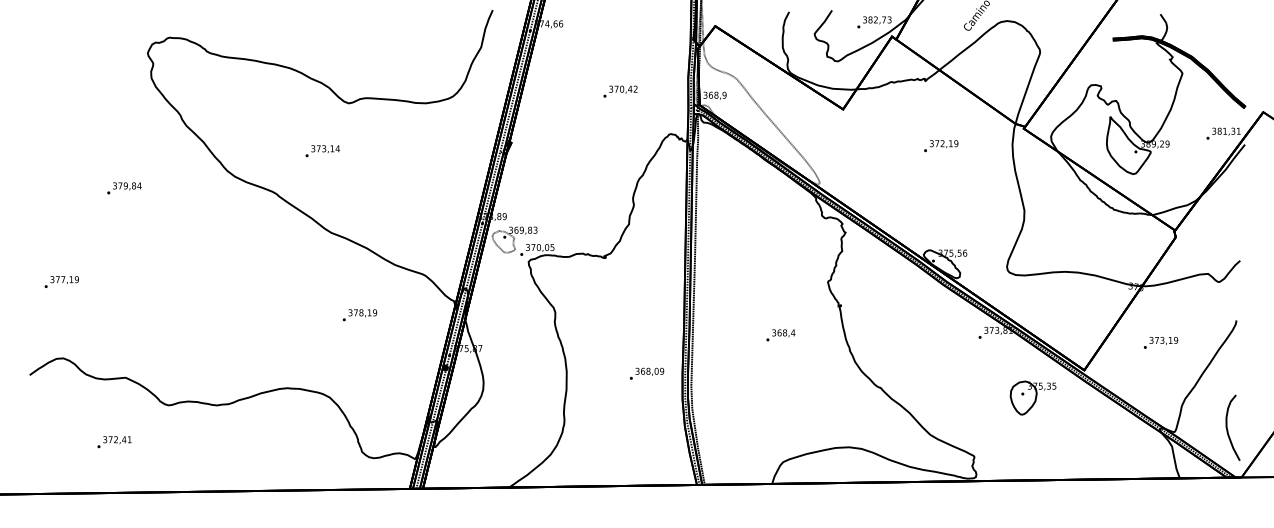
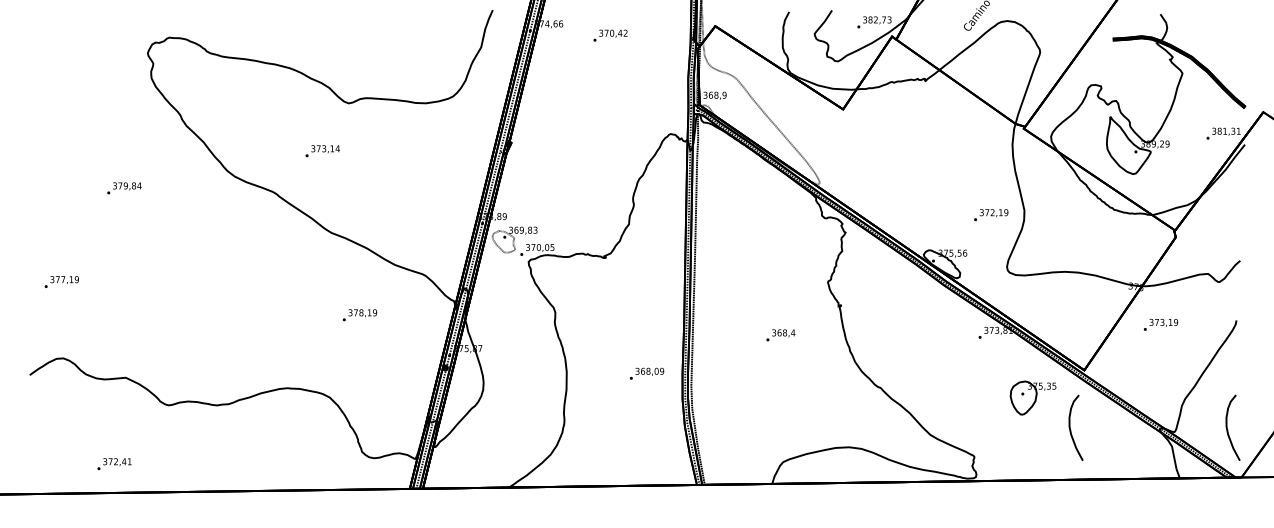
text position: (620, 91) -> (610, 35) (610, 35)
text position: (941, 146) -> (991, 215) (991, 215)
text position: (1160, 342) -> (1160, 324) (1160, 324)
curve: none -> present (1070, 427)
text position: (114, 442) -> (114, 464) (114, 464)
